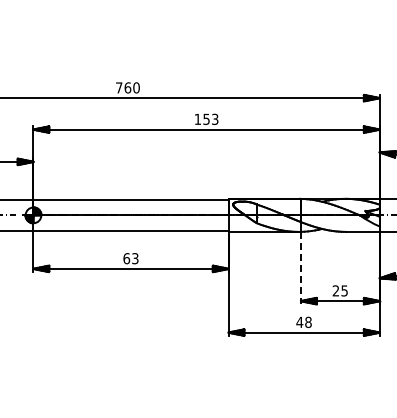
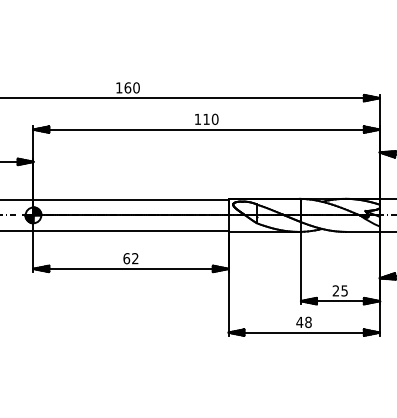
text: 760 -> 160 (119, 87)
text: 153 -> 110 (210, 118)
text: 63 -> 62 (135, 258)
line: dashed -> solid (301, 268)
